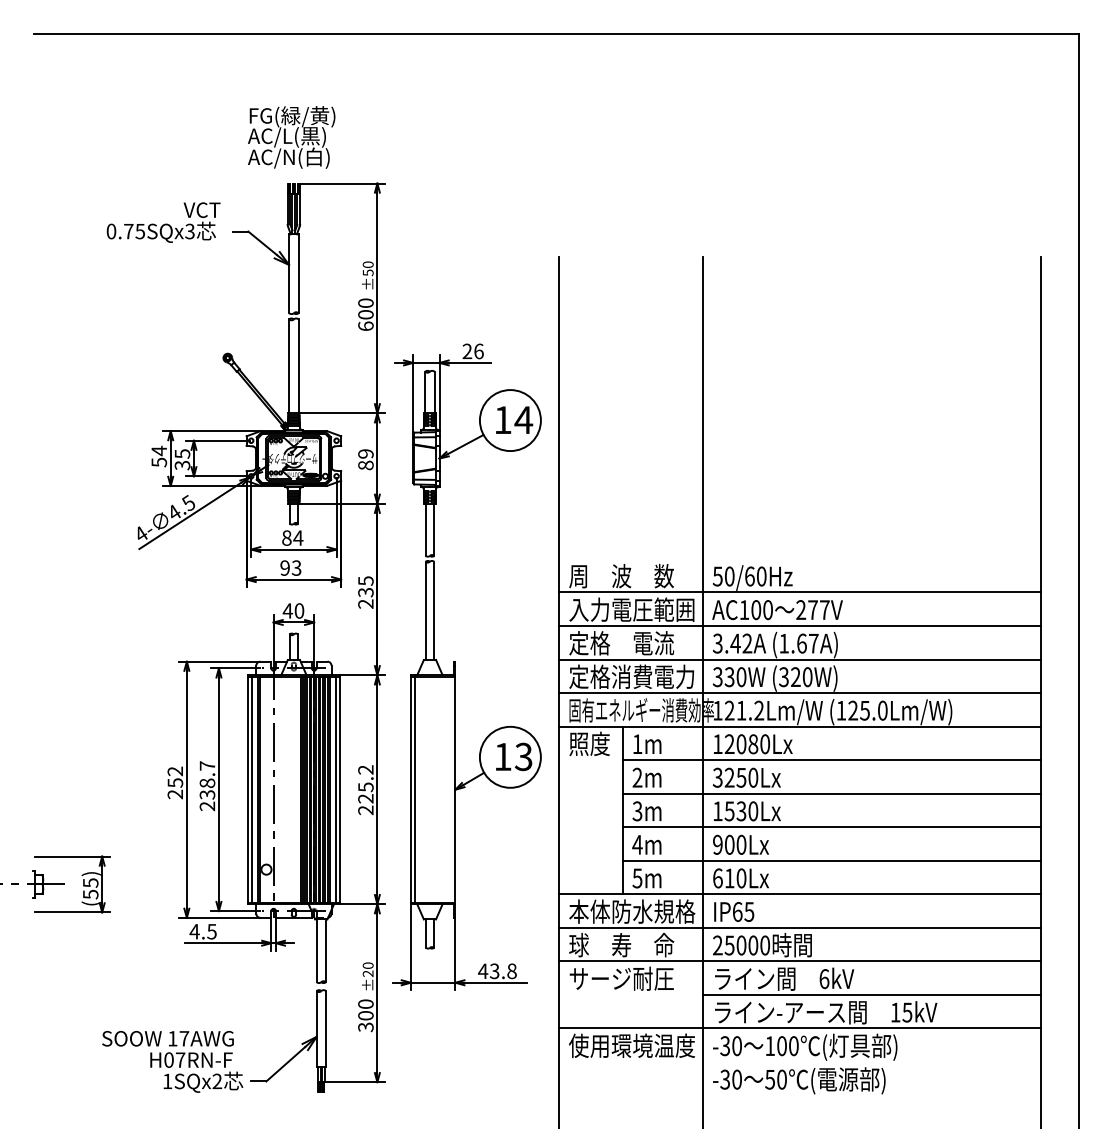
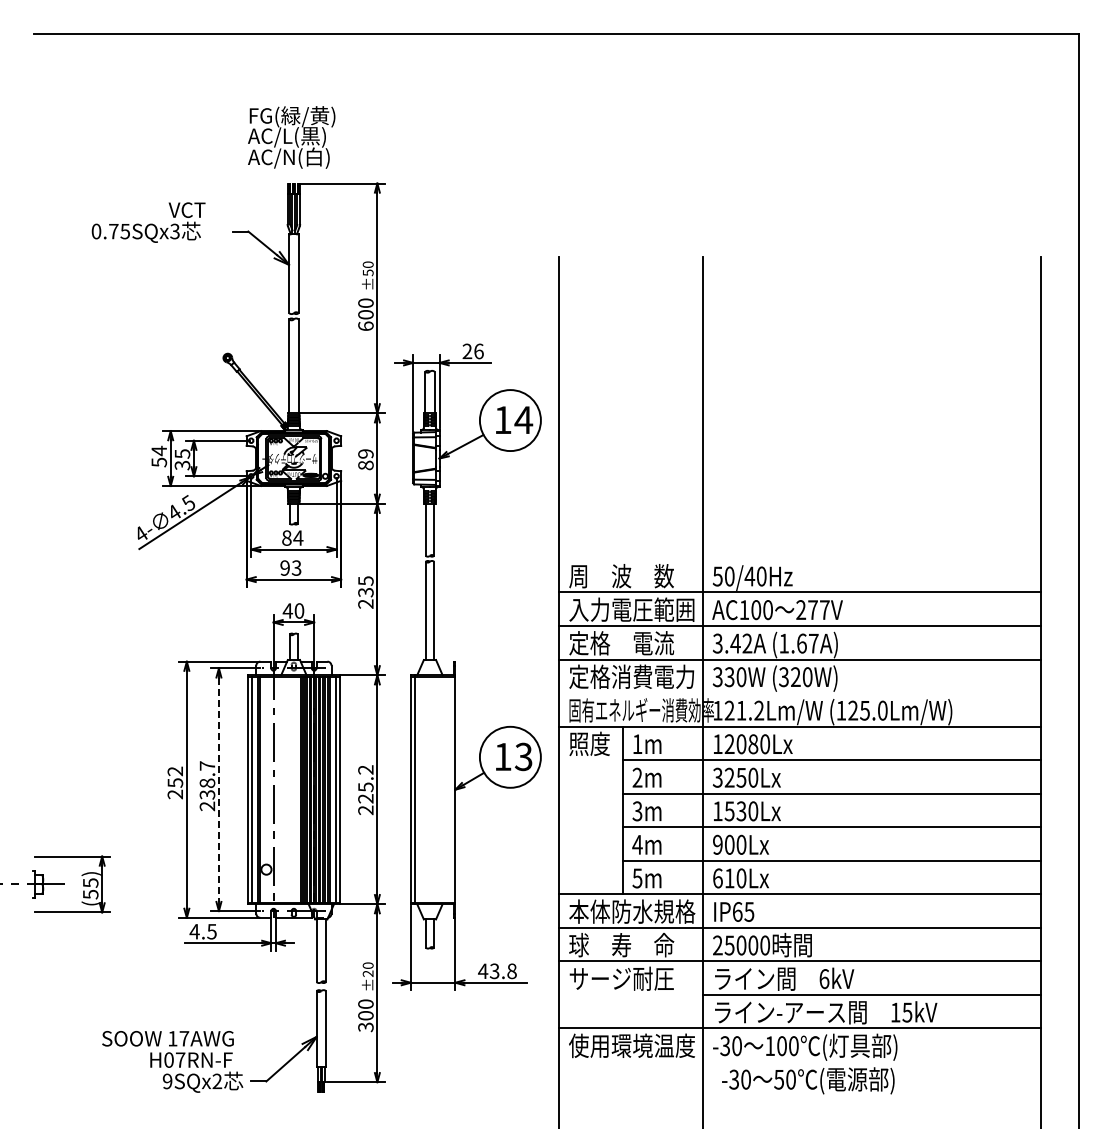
text position: (163, 222) -> (148, 222) (148, 222)
text: 50/60Hz -> 50/40Hz (749, 576)
line: present -> none (799, 693)
line: solid -> dashed (218, 790)
text position: (799, 1080) -> (808, 1080) (808, 1080)
text: 1SQx2 -> 9SQx2 (167, 1081)
